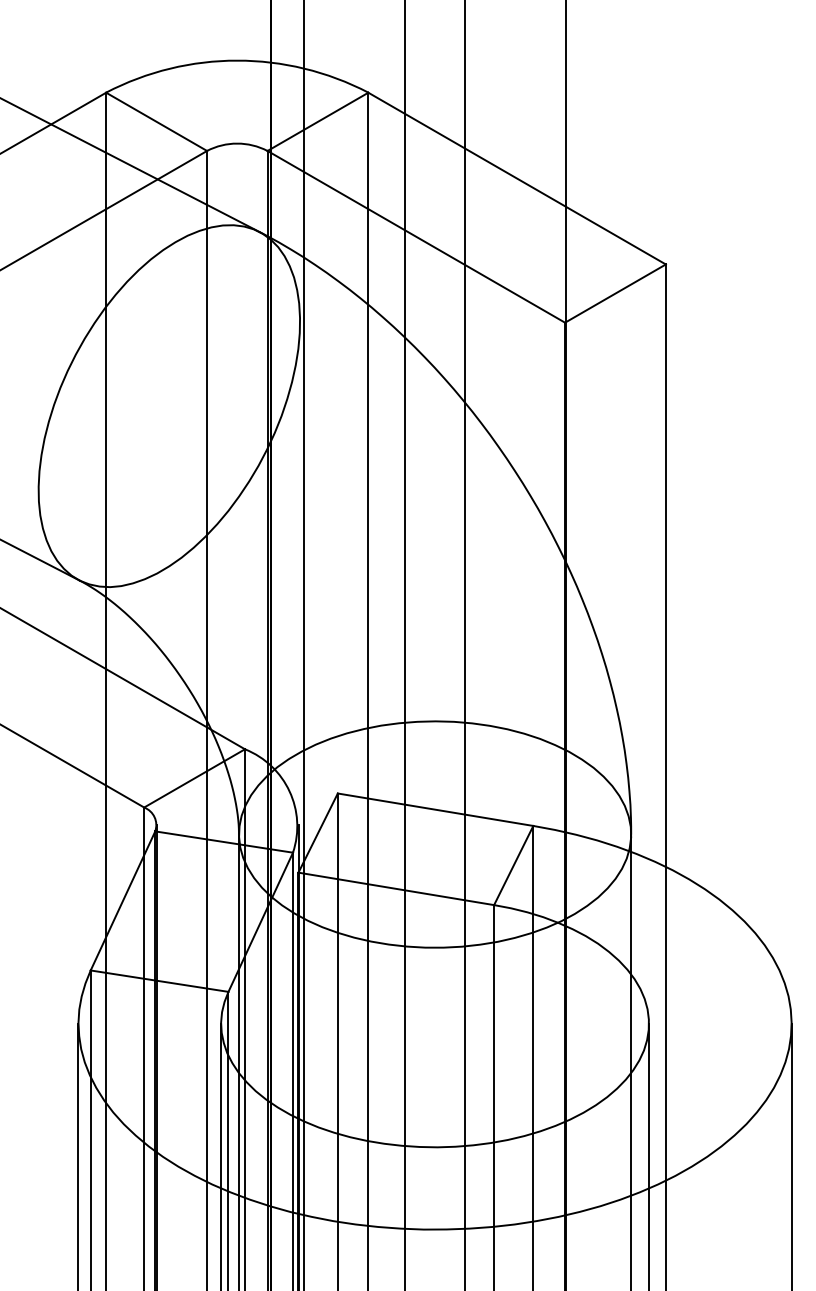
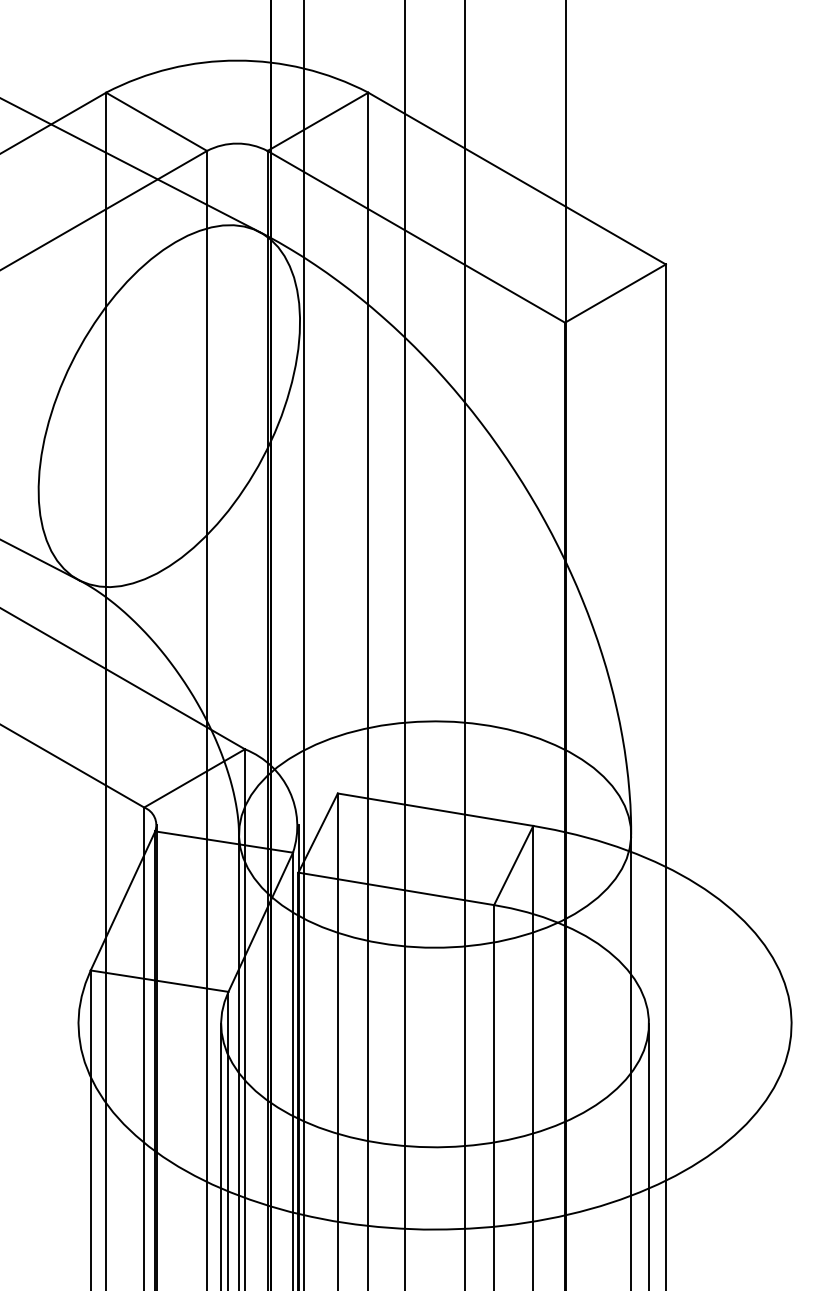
line: present -> none (78, 1155)
line: present -> none (791, 1155)
